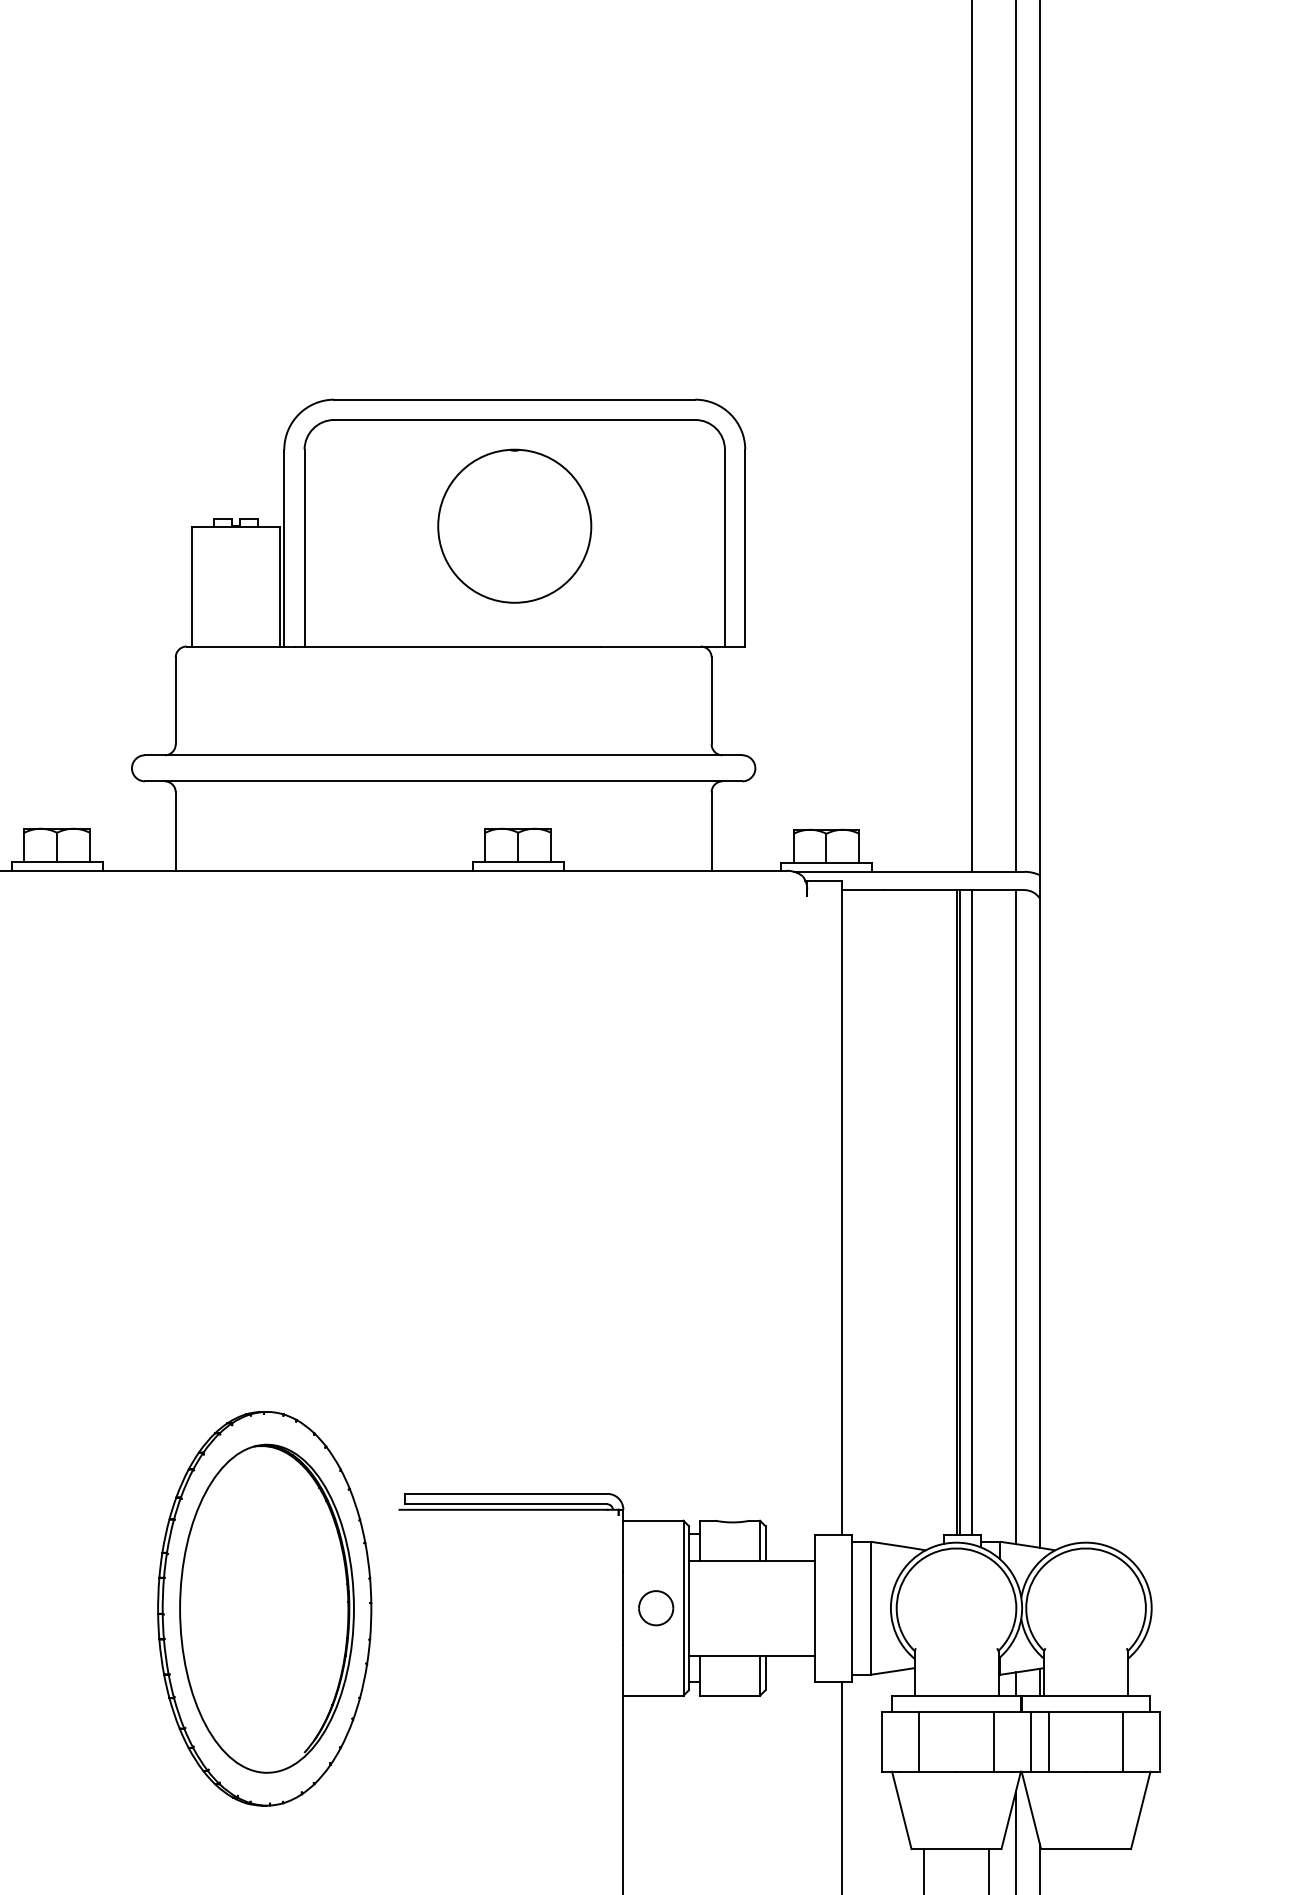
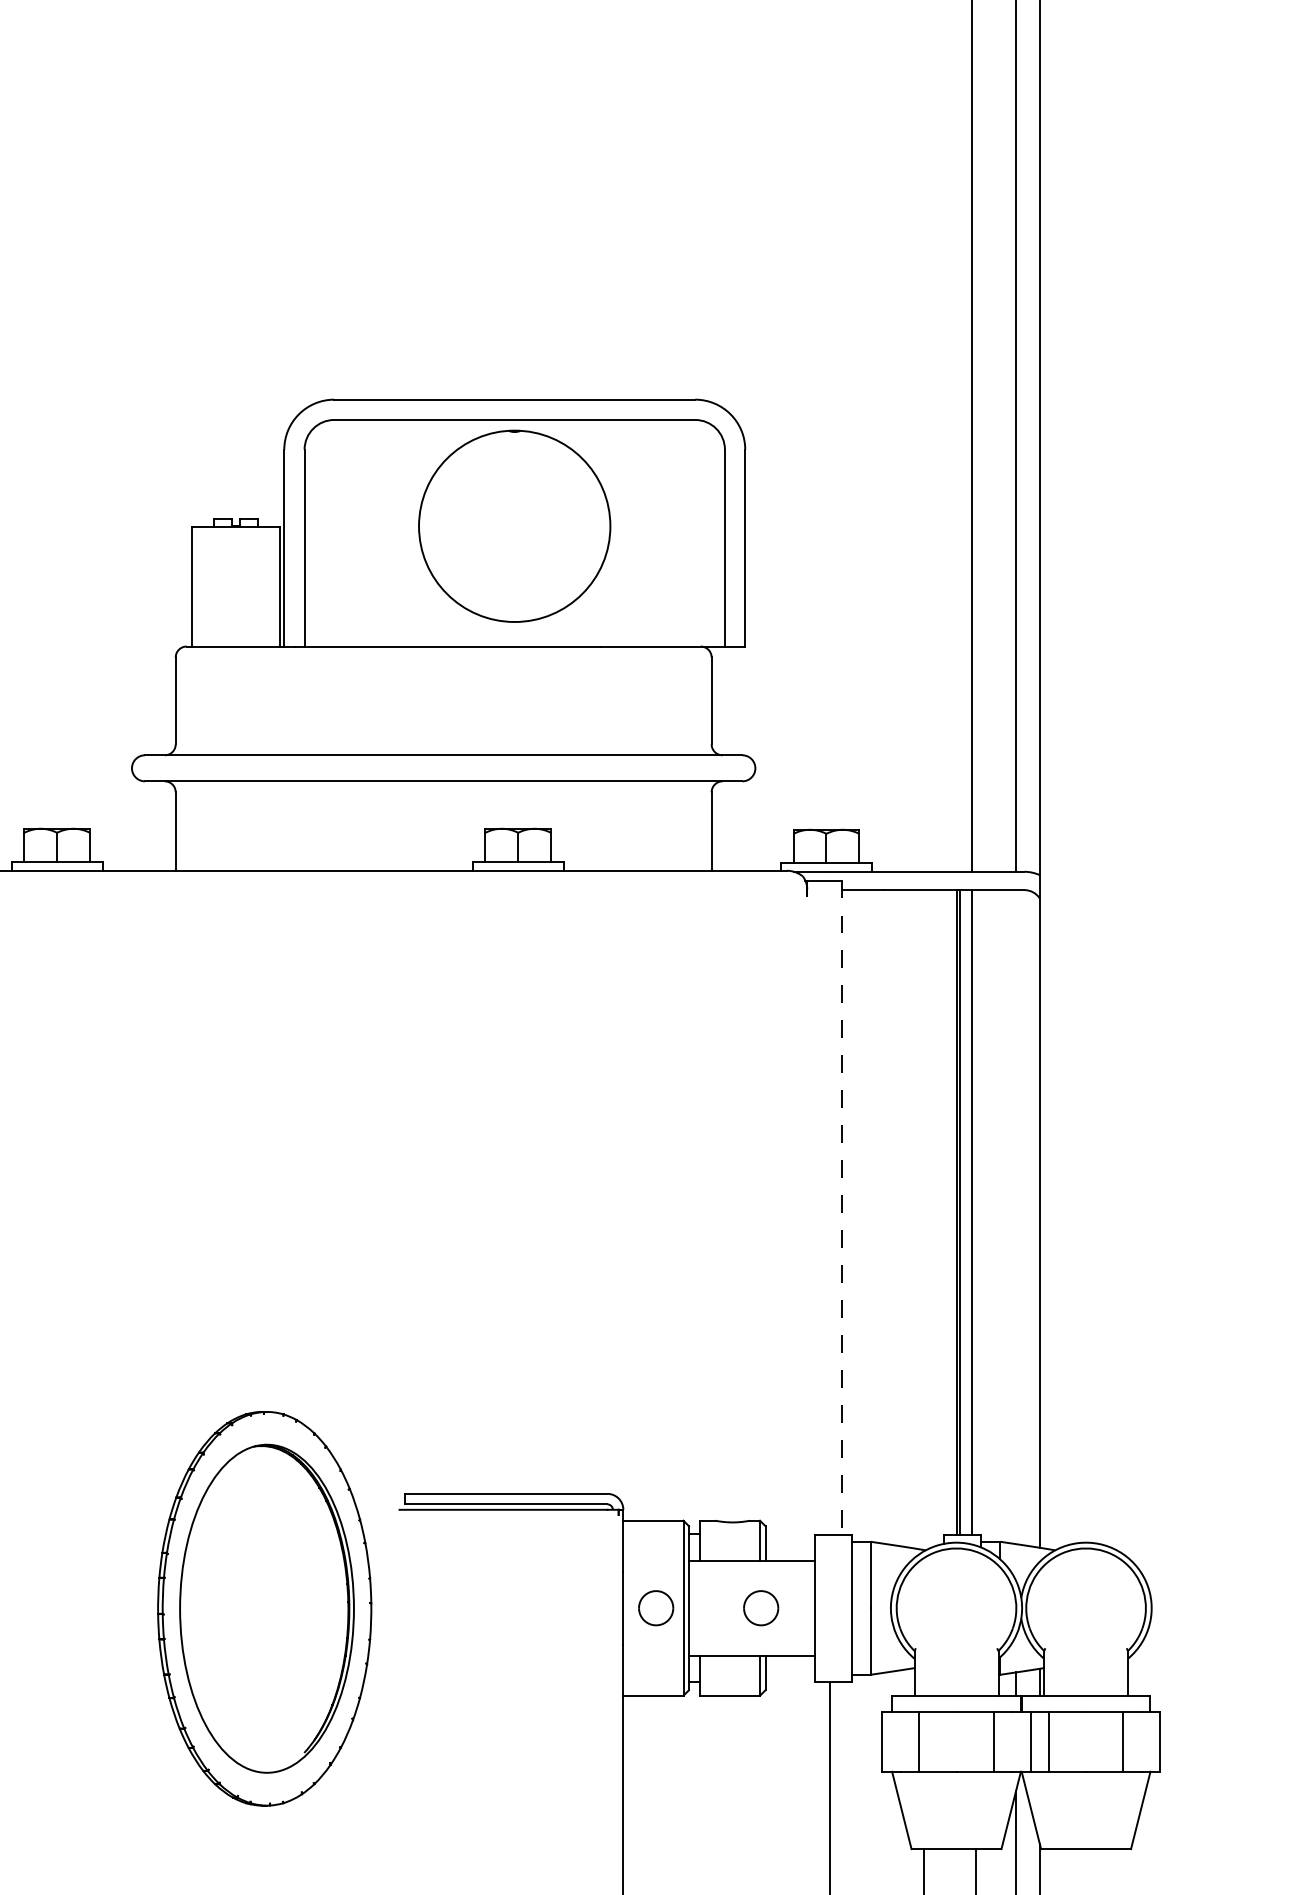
circle size: 156x156 px -> 194x194 px (514, 525)
line: solid -> dashed (842, 1208)
line: present -> none (1016, 1217)
part: none -> present (761, 1608)
line position: (842, 1786) -> (830, 1786) (830, 1786)
line position: (989, 1870) -> (976, 1870) (976, 1870)
